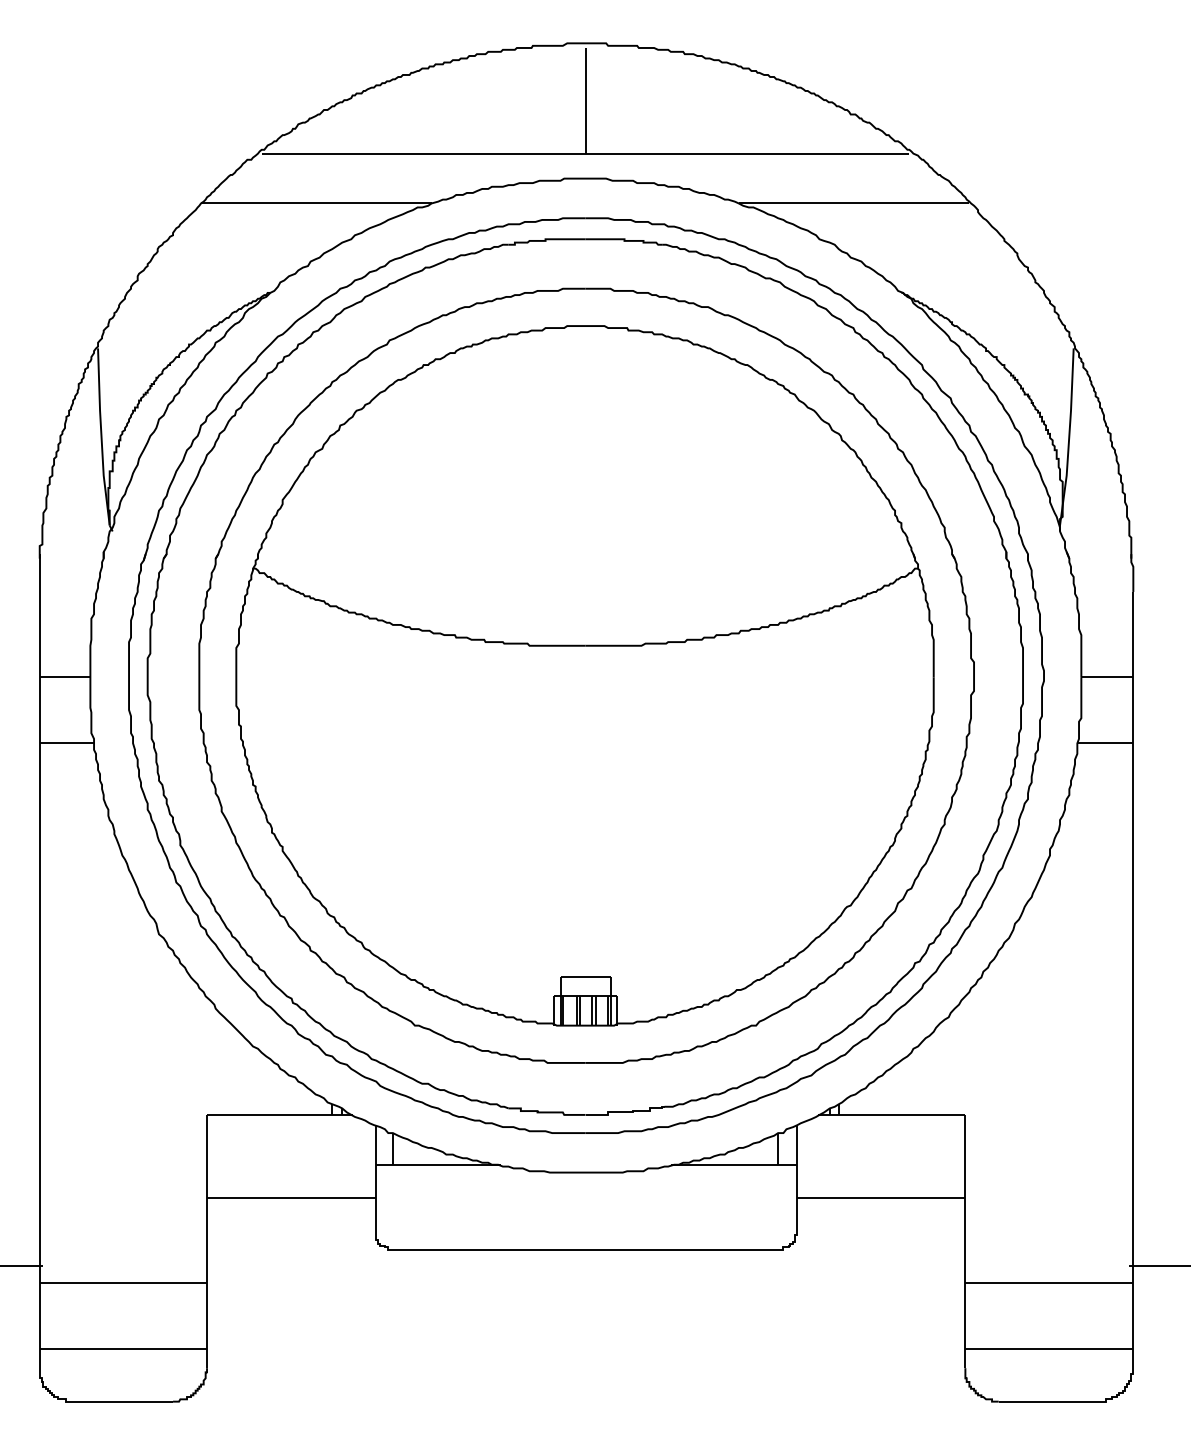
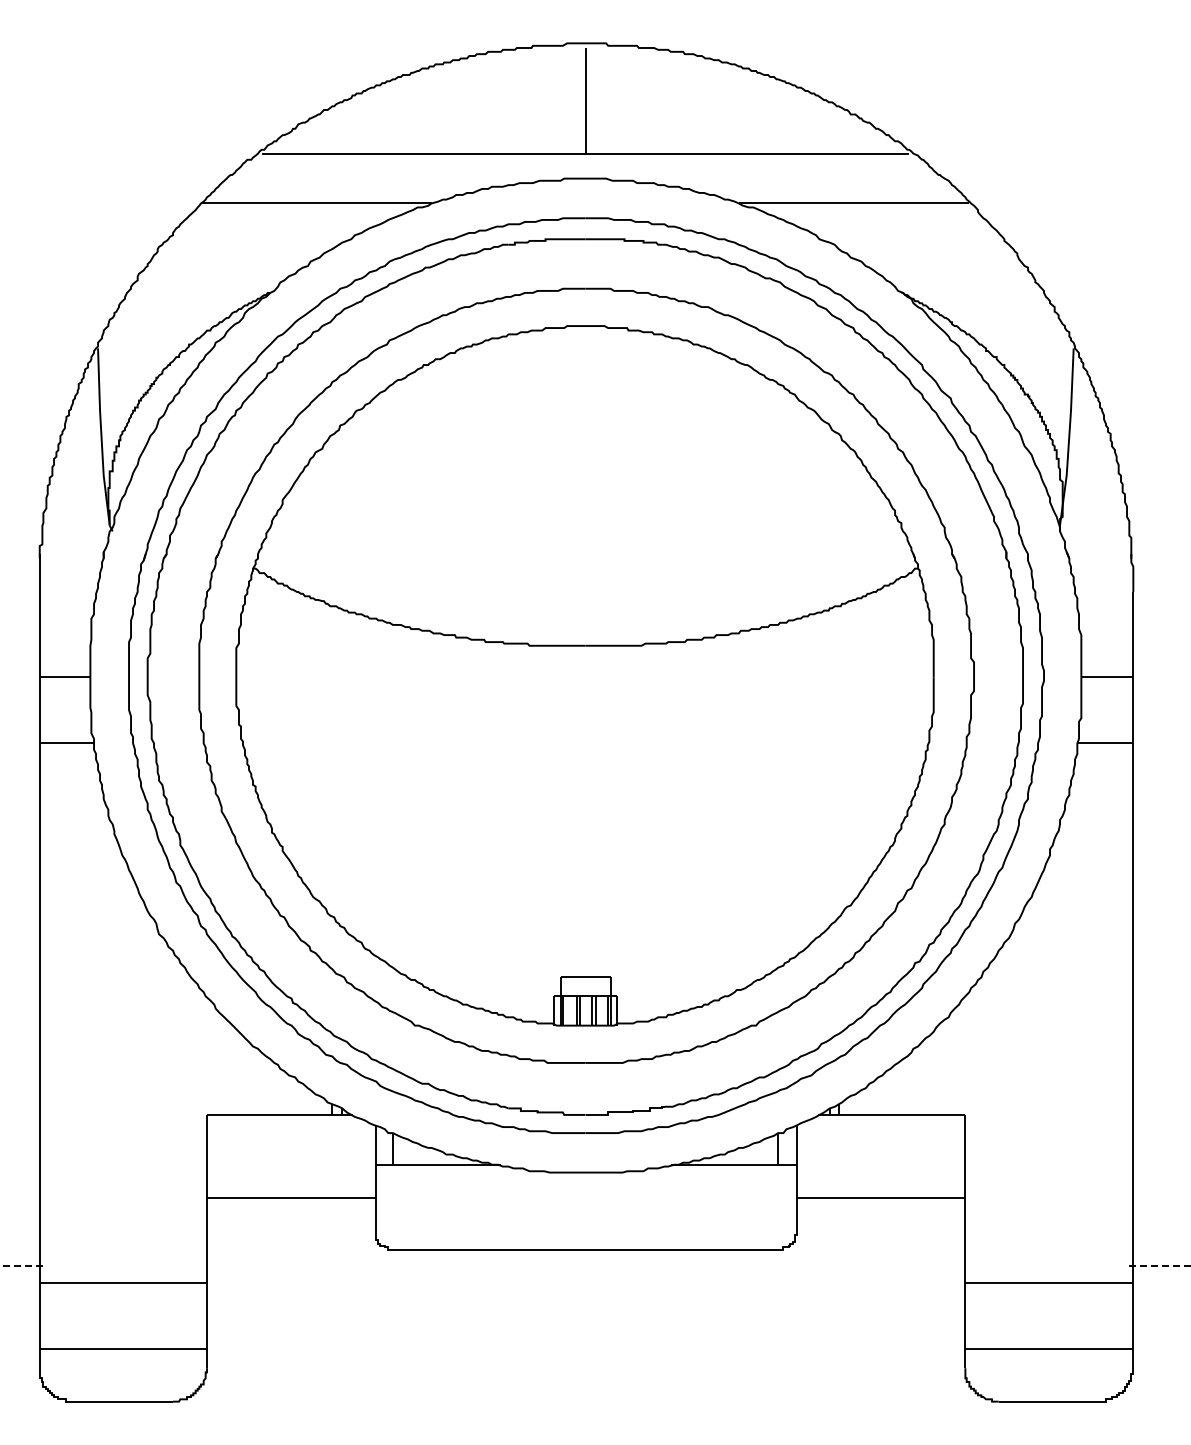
line: solid -> dashed (21, 1266)
line: solid -> dashed (1160, 1266)
